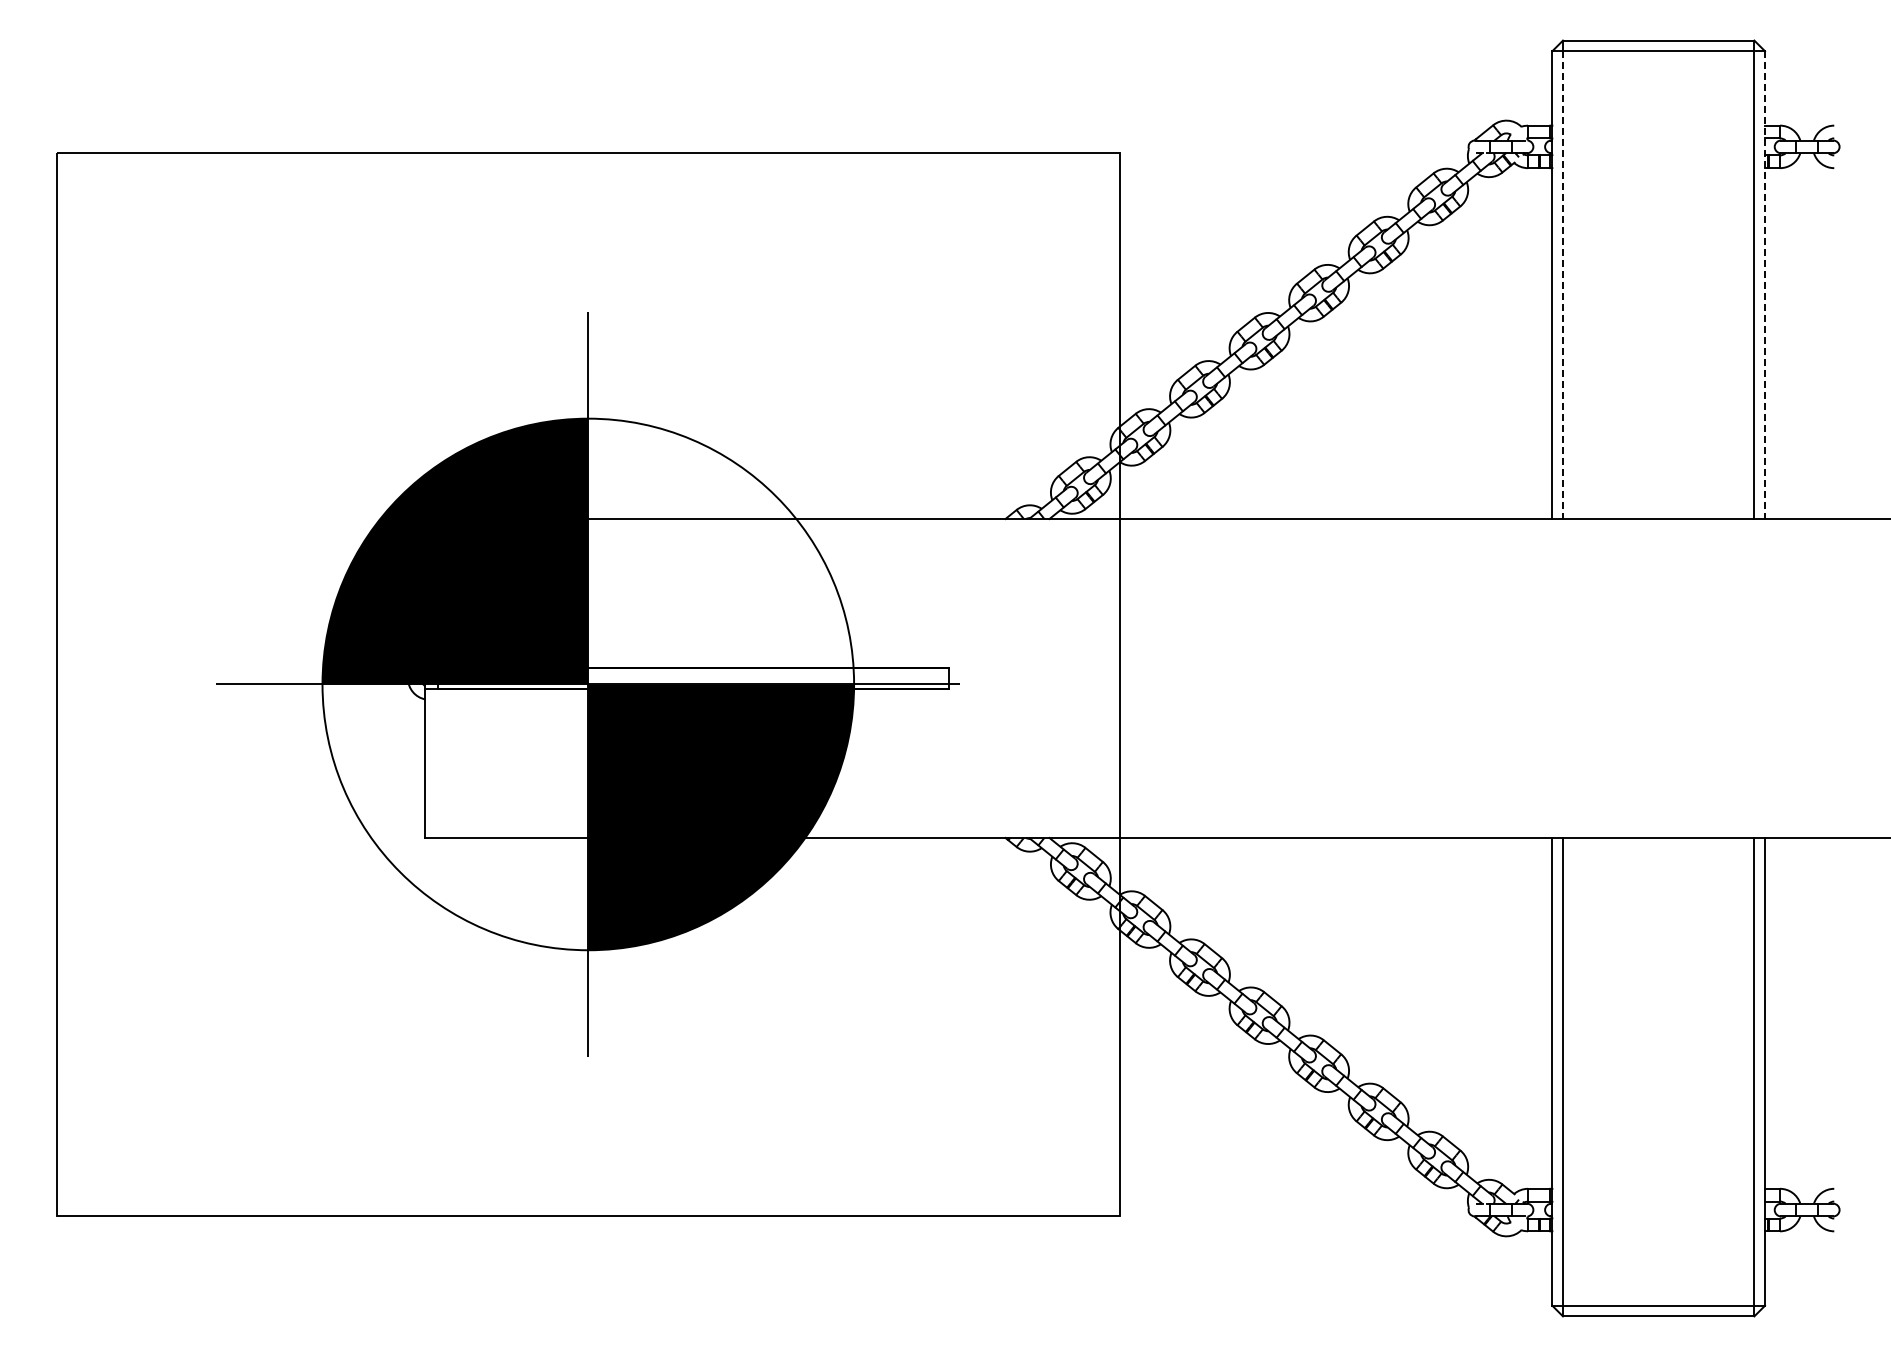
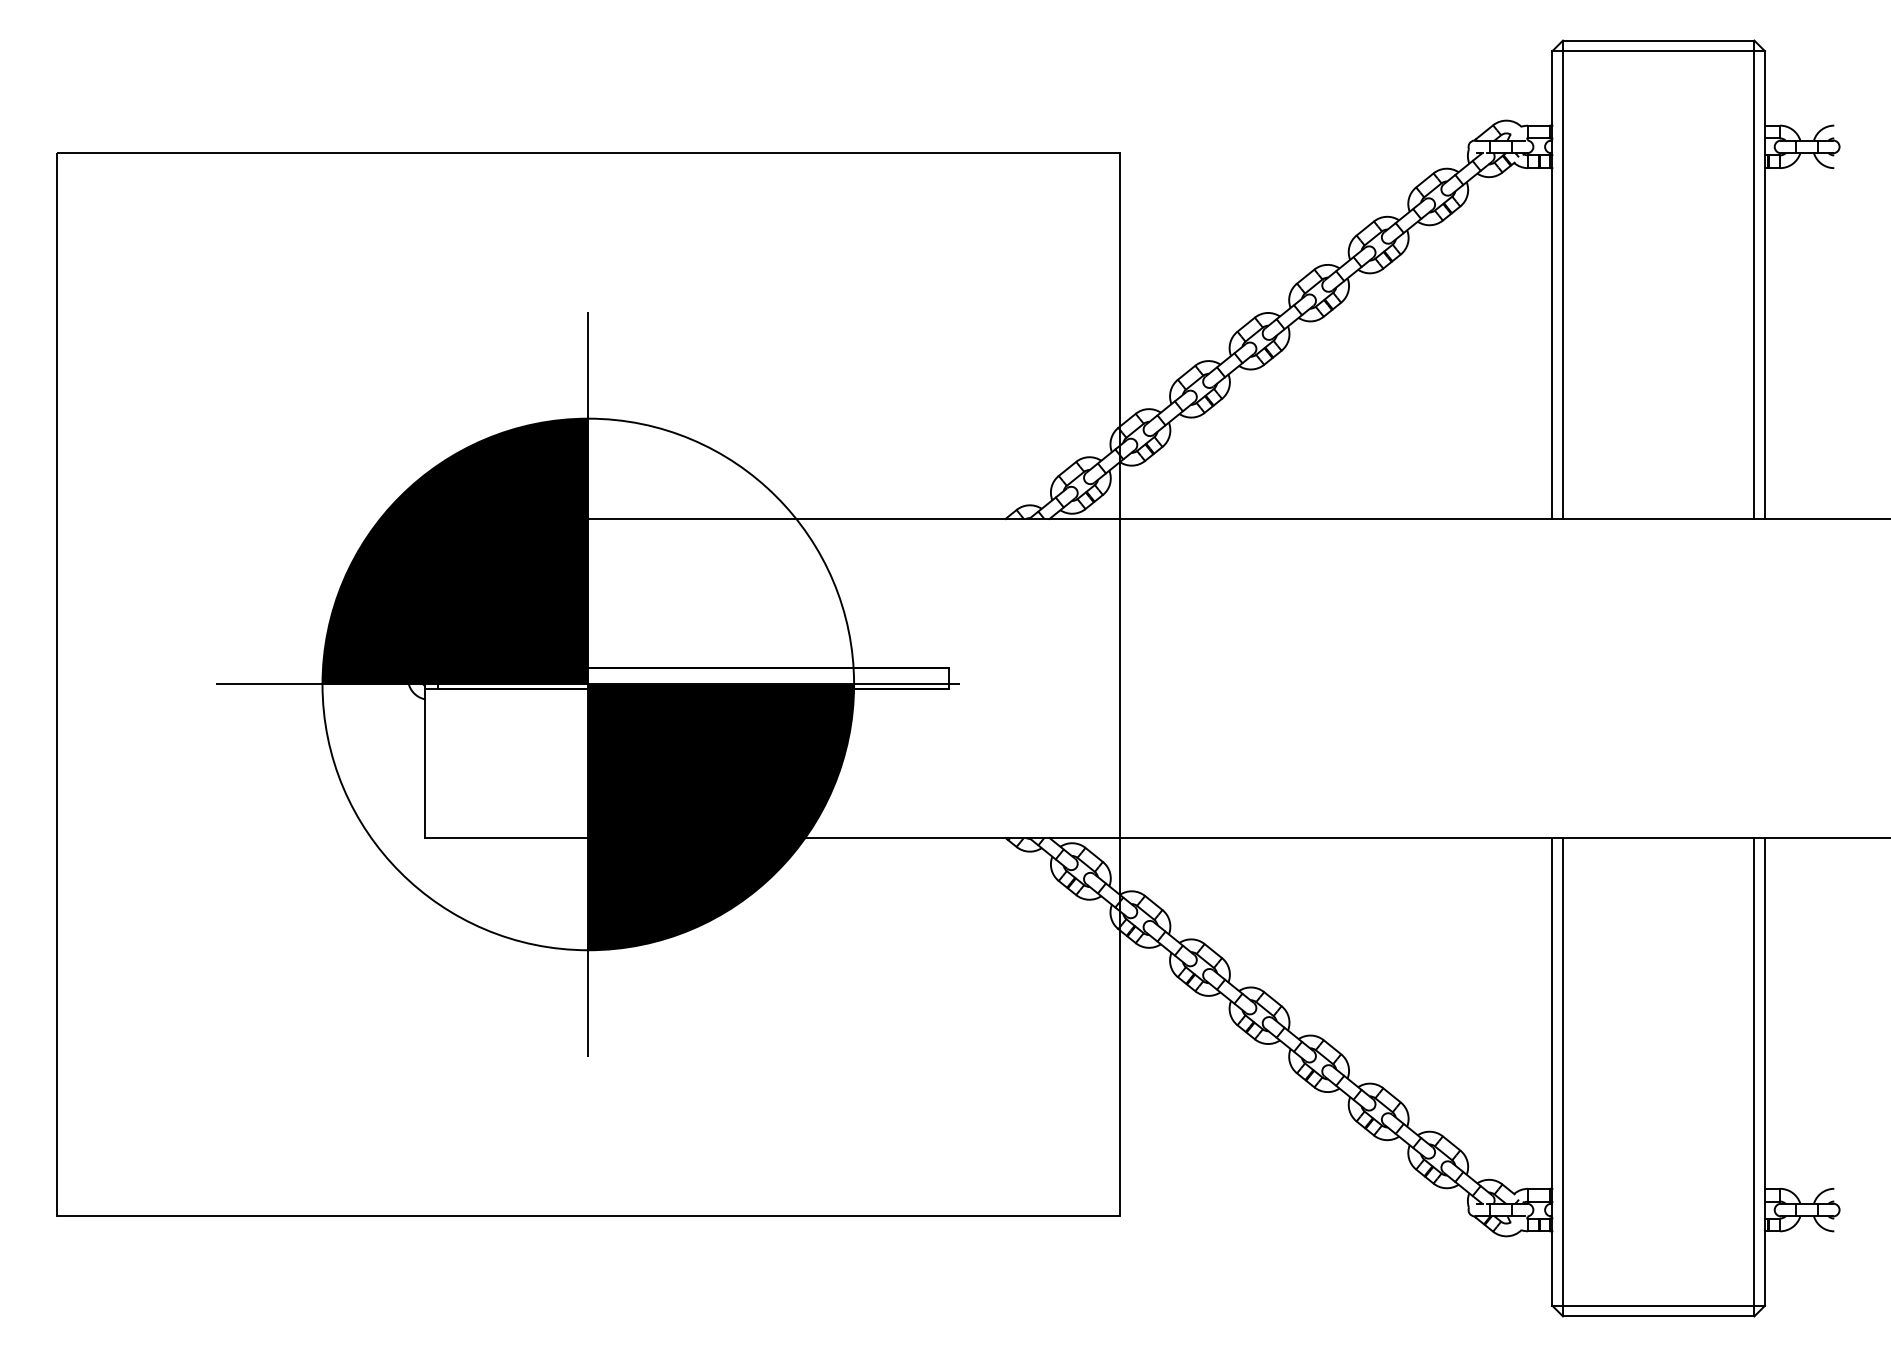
line: dashed -> solid (1563, 285)
line: dashed -> solid (1765, 285)
